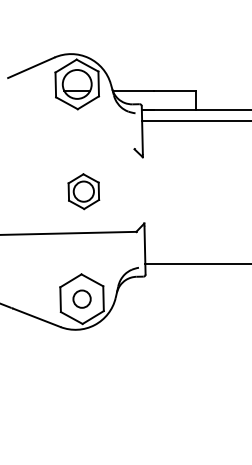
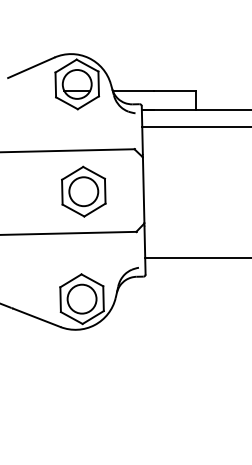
line position: (195, 121) -> (195, 127) (195, 127)
line: none -> present (68, 150)
line: none -> present (143, 190)
part size: 34x38 px -> 46x53 px (83, 191)
line position: (196, 264) -> (196, 258) (196, 258)
circle diameter: 17 px -> 29 px (81, 298)
